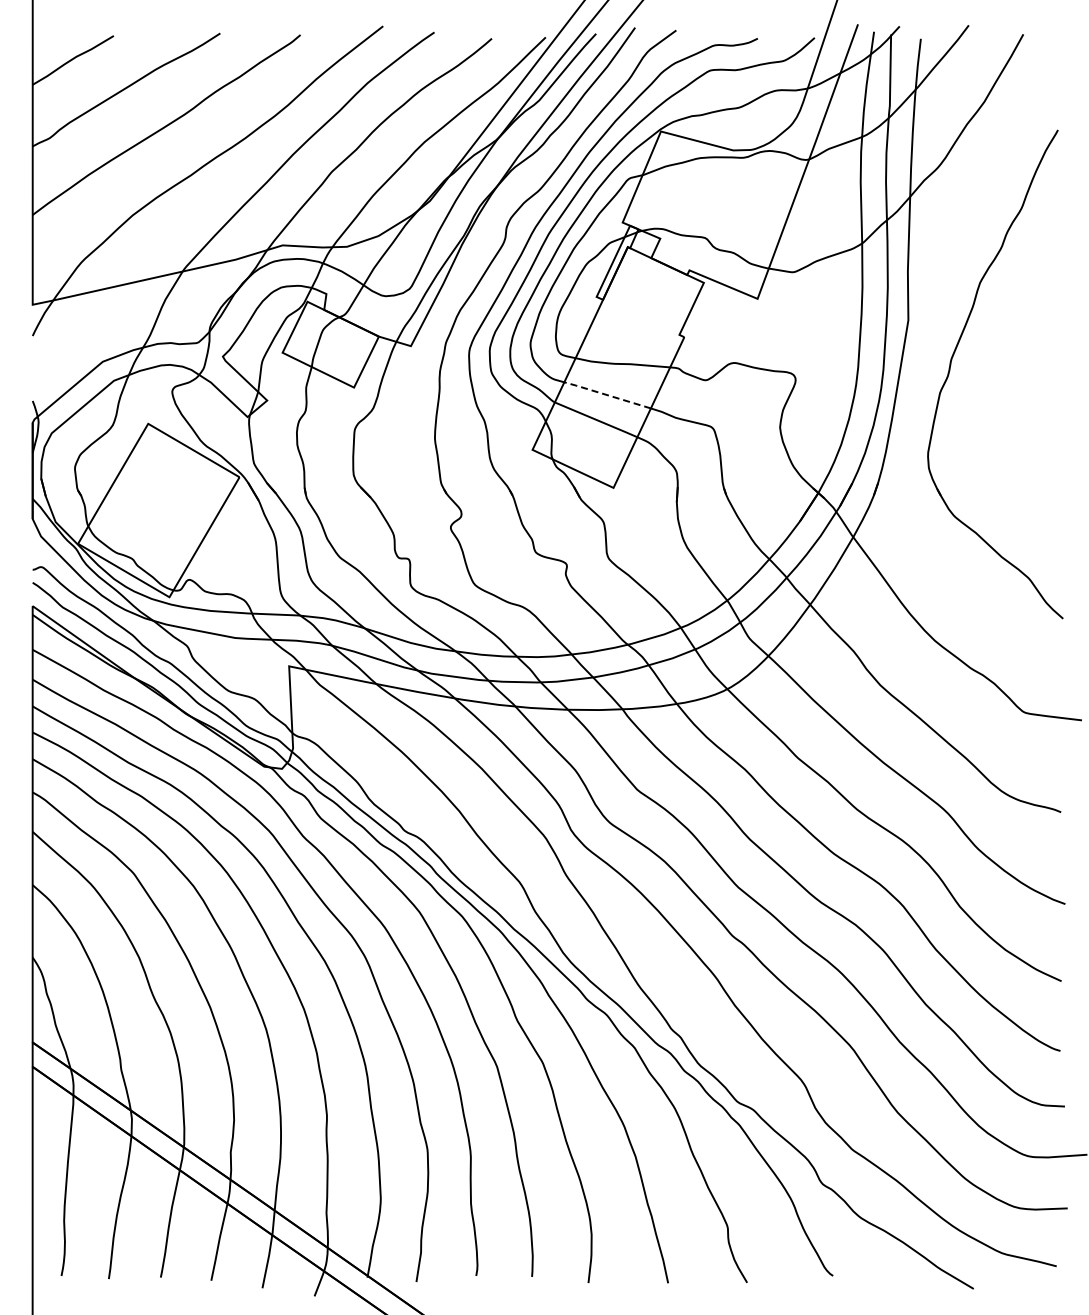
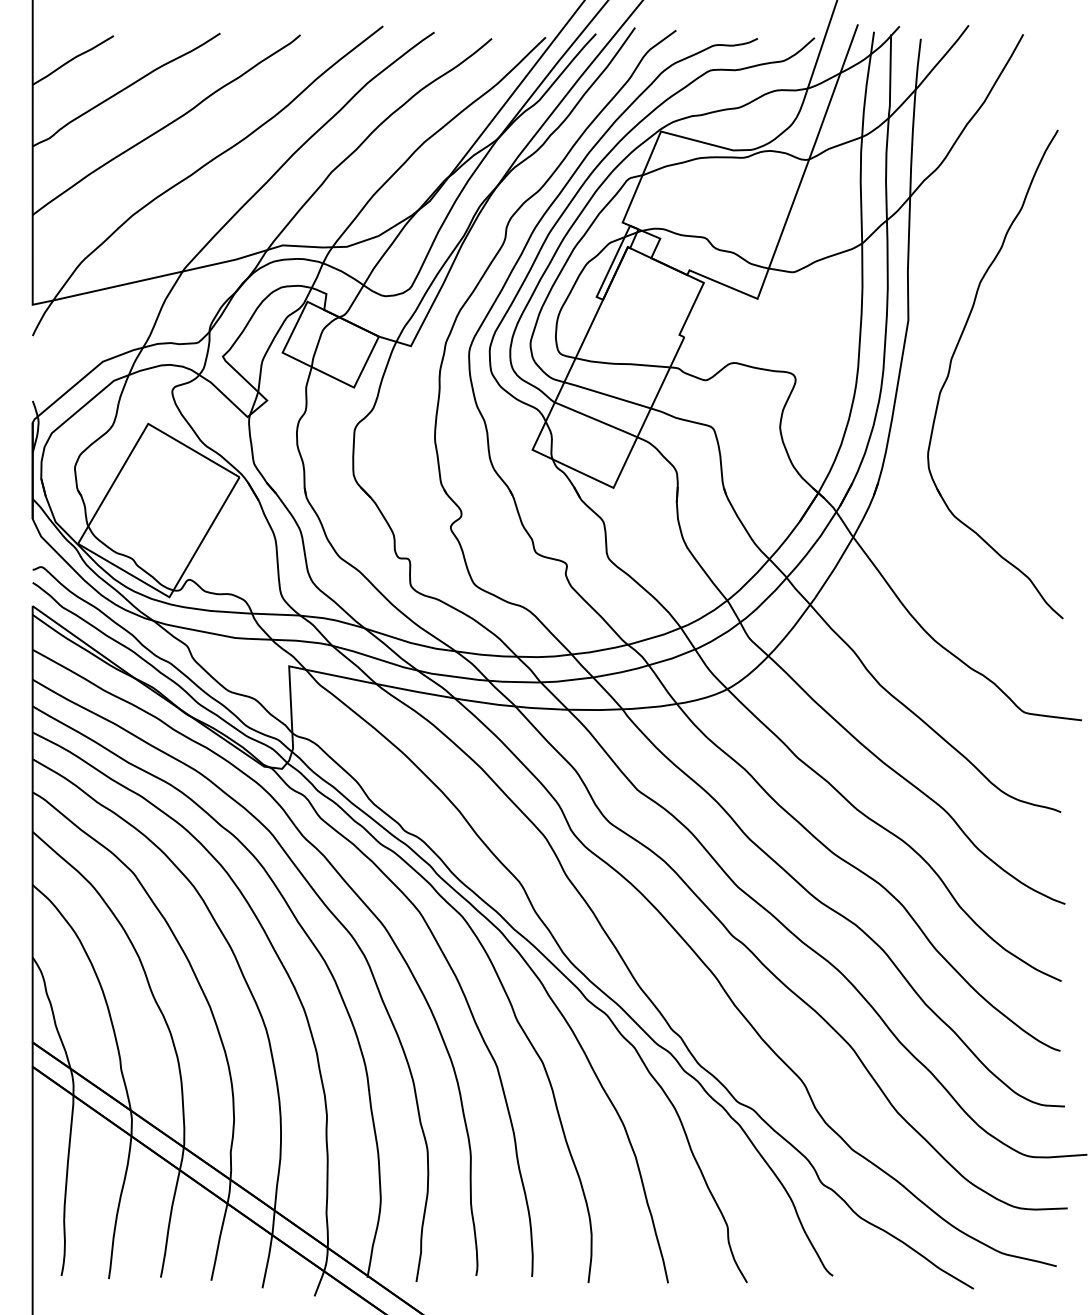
line: dashed -> solid (606, 394)
